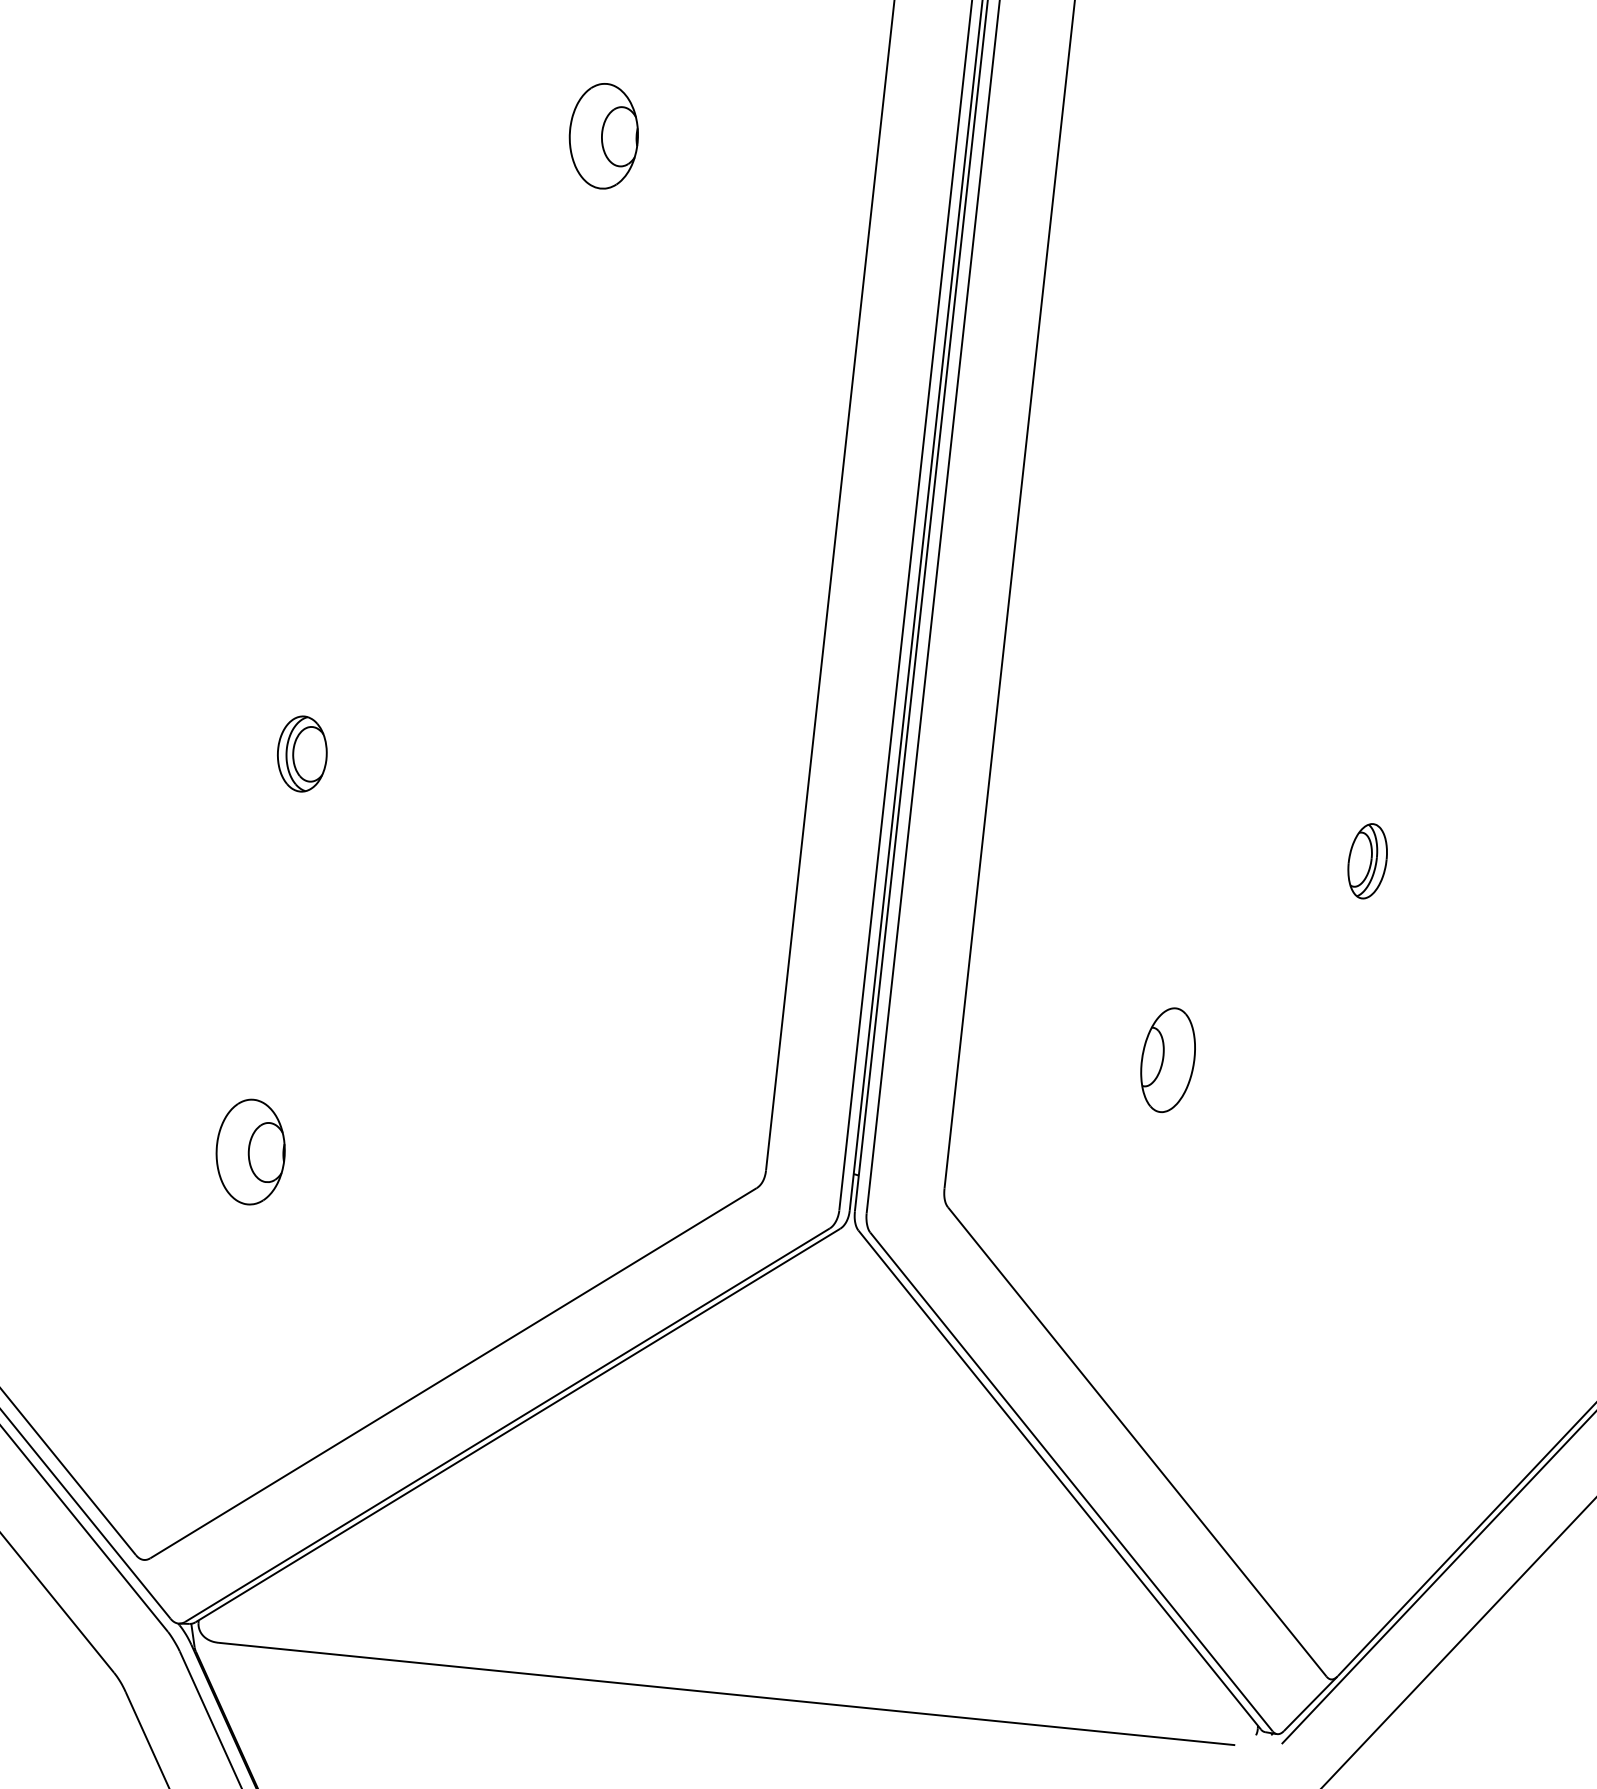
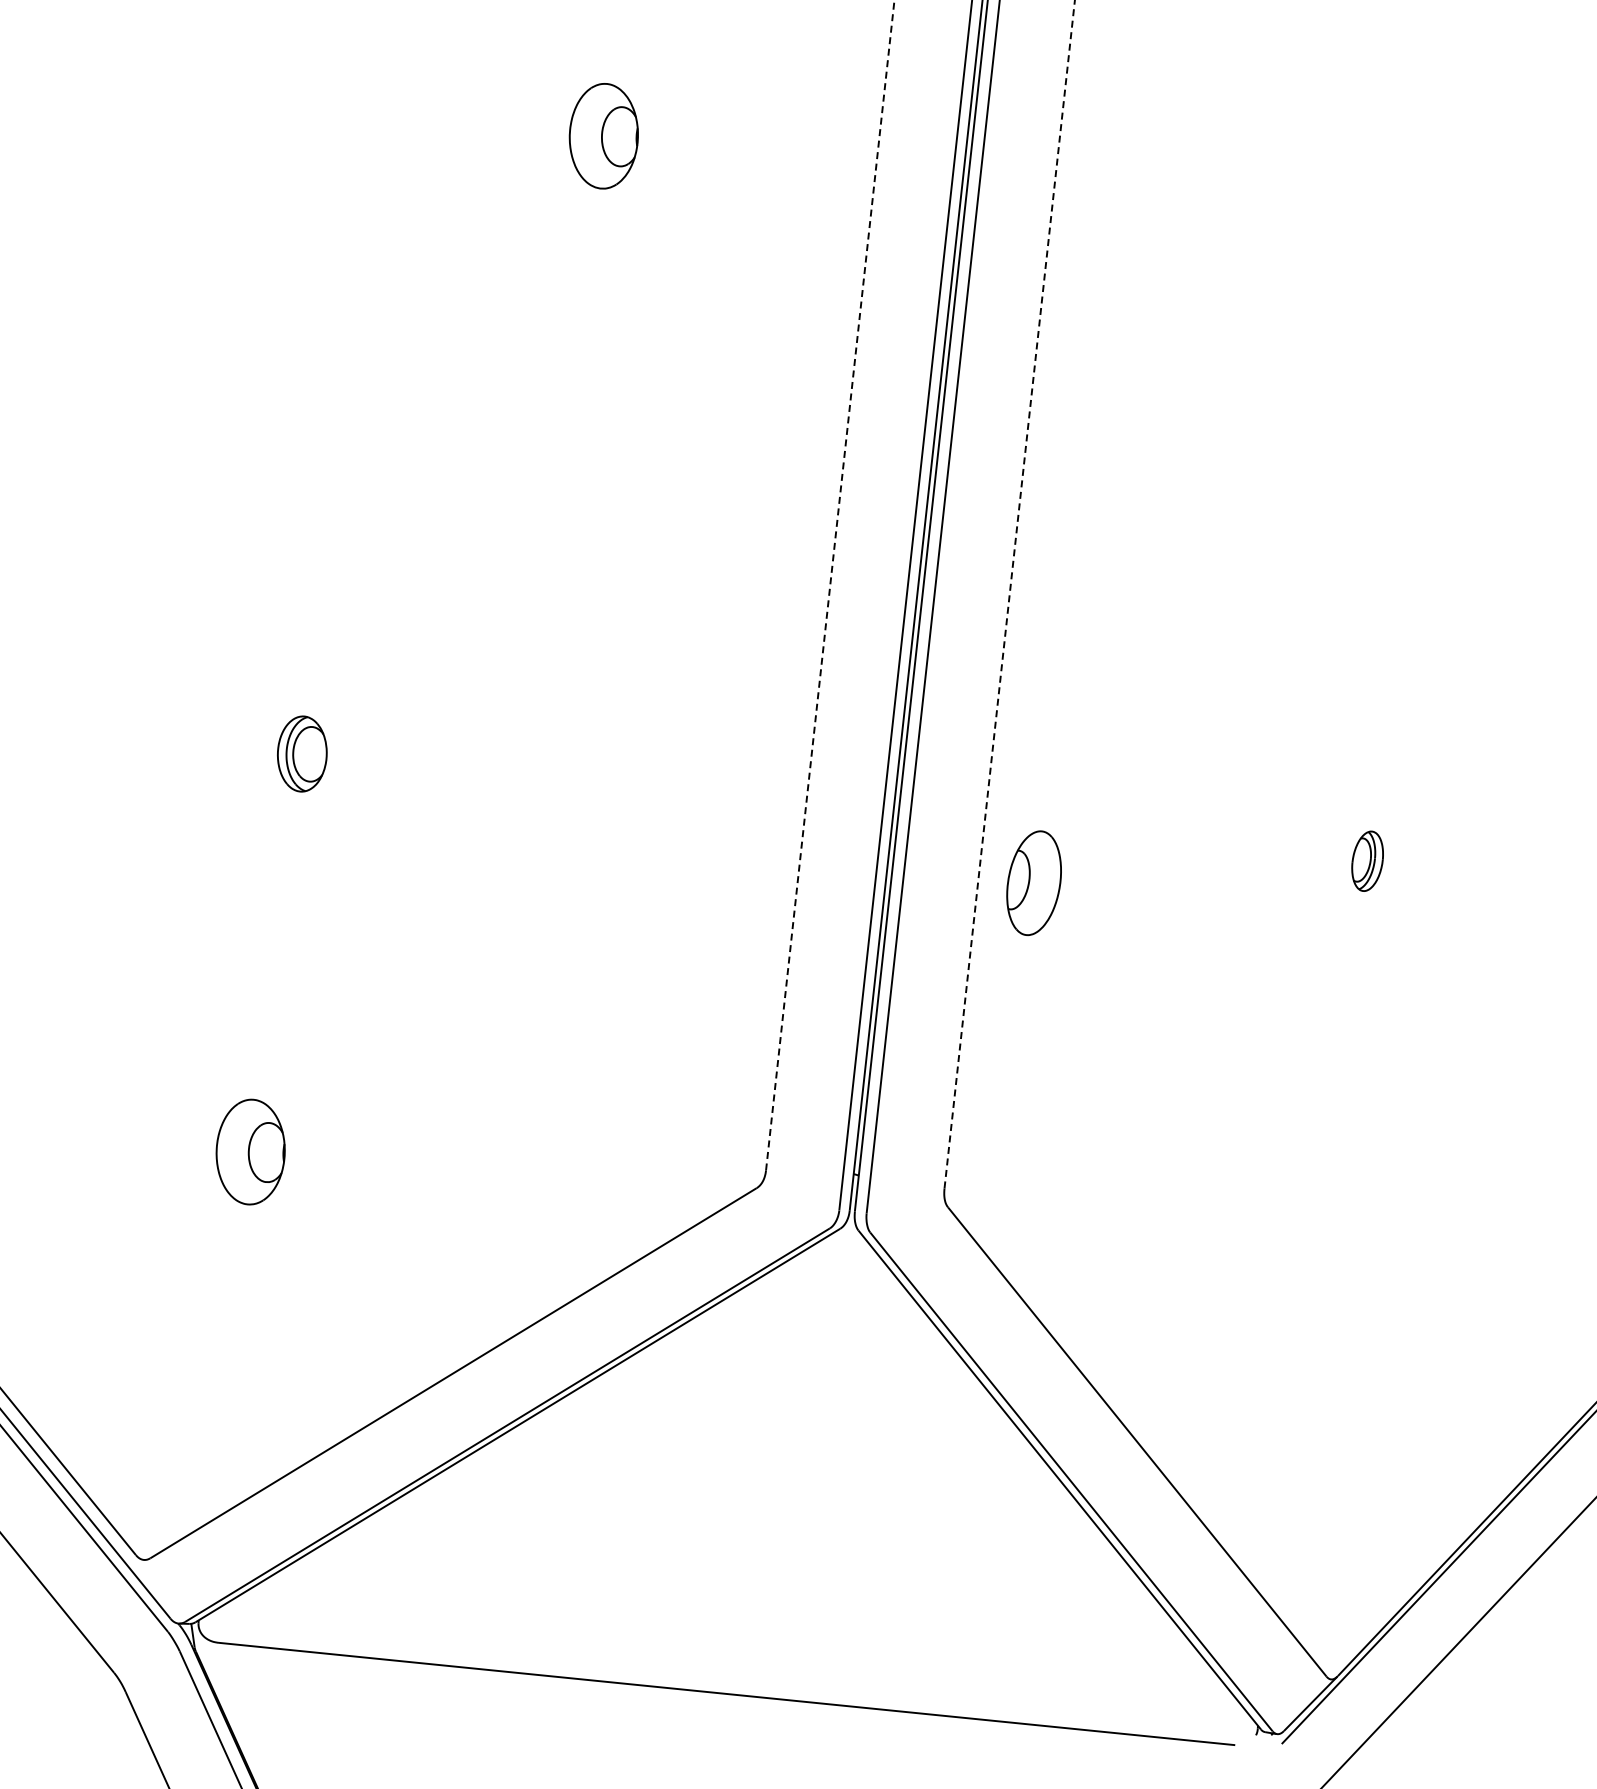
line: solid -> dashed (830, 584)
line: solid -> dashed (1009, 594)
part size: 41x77 px -> 33x62 px (1367, 860)
part position: (1167, 1060) -> (1033, 883) (1033, 883)
